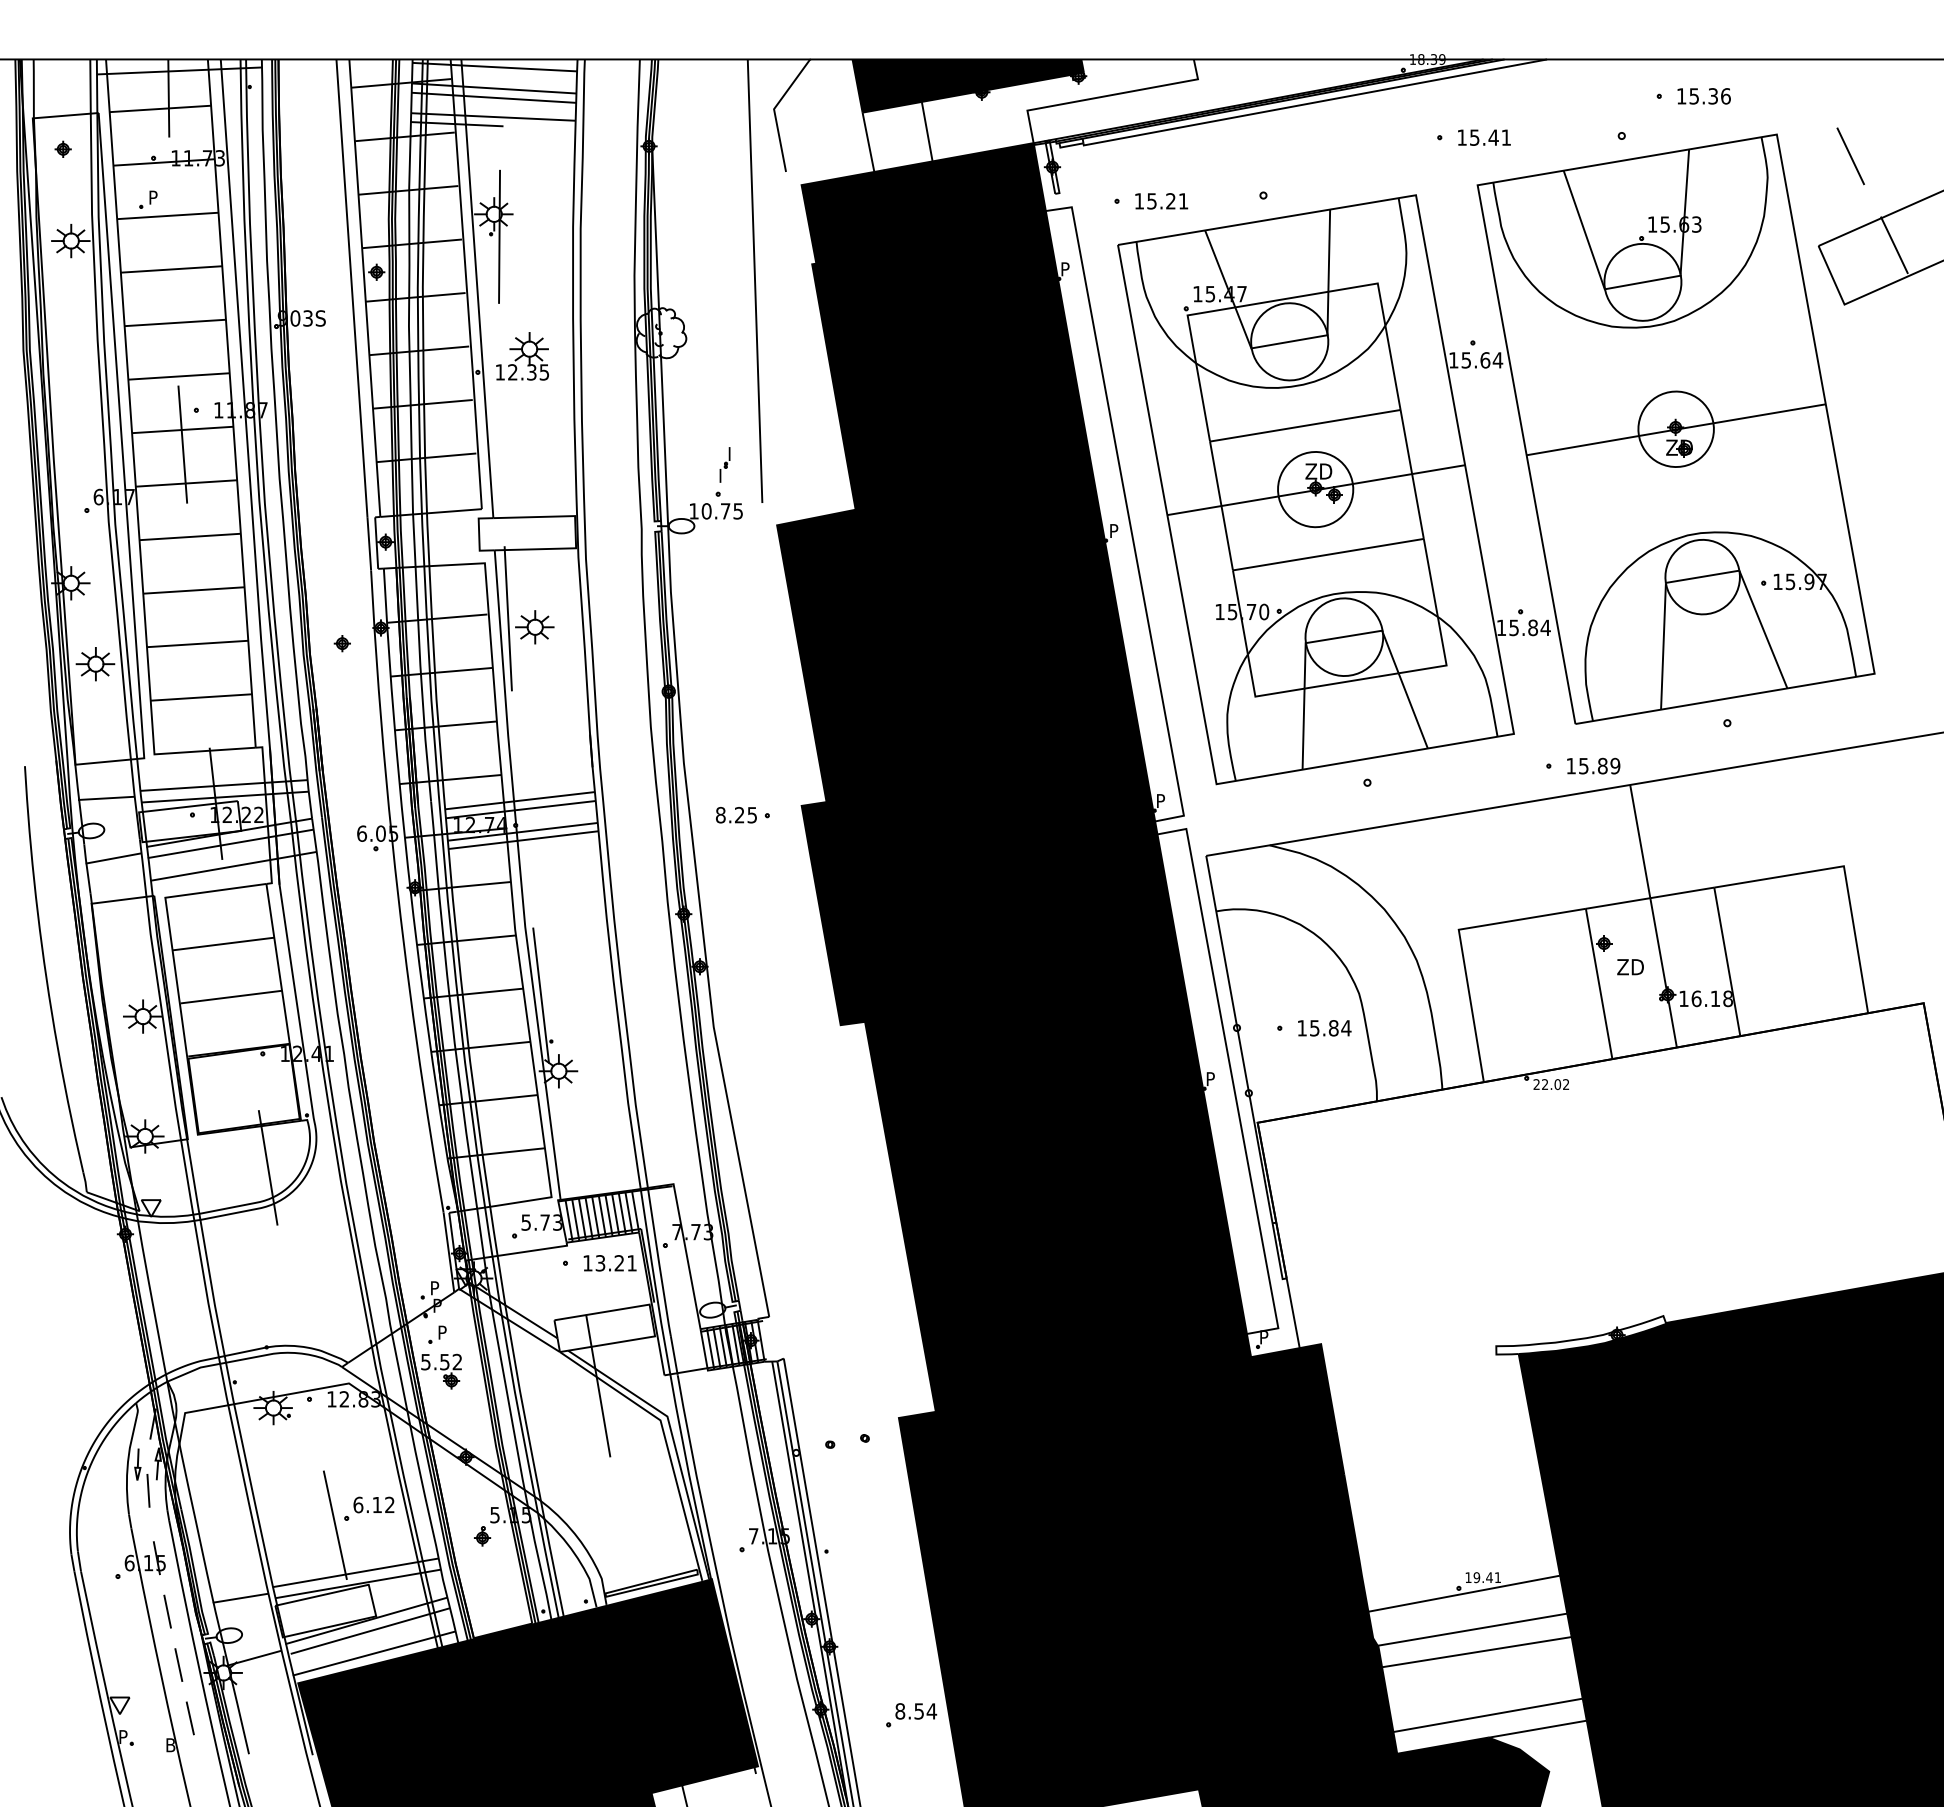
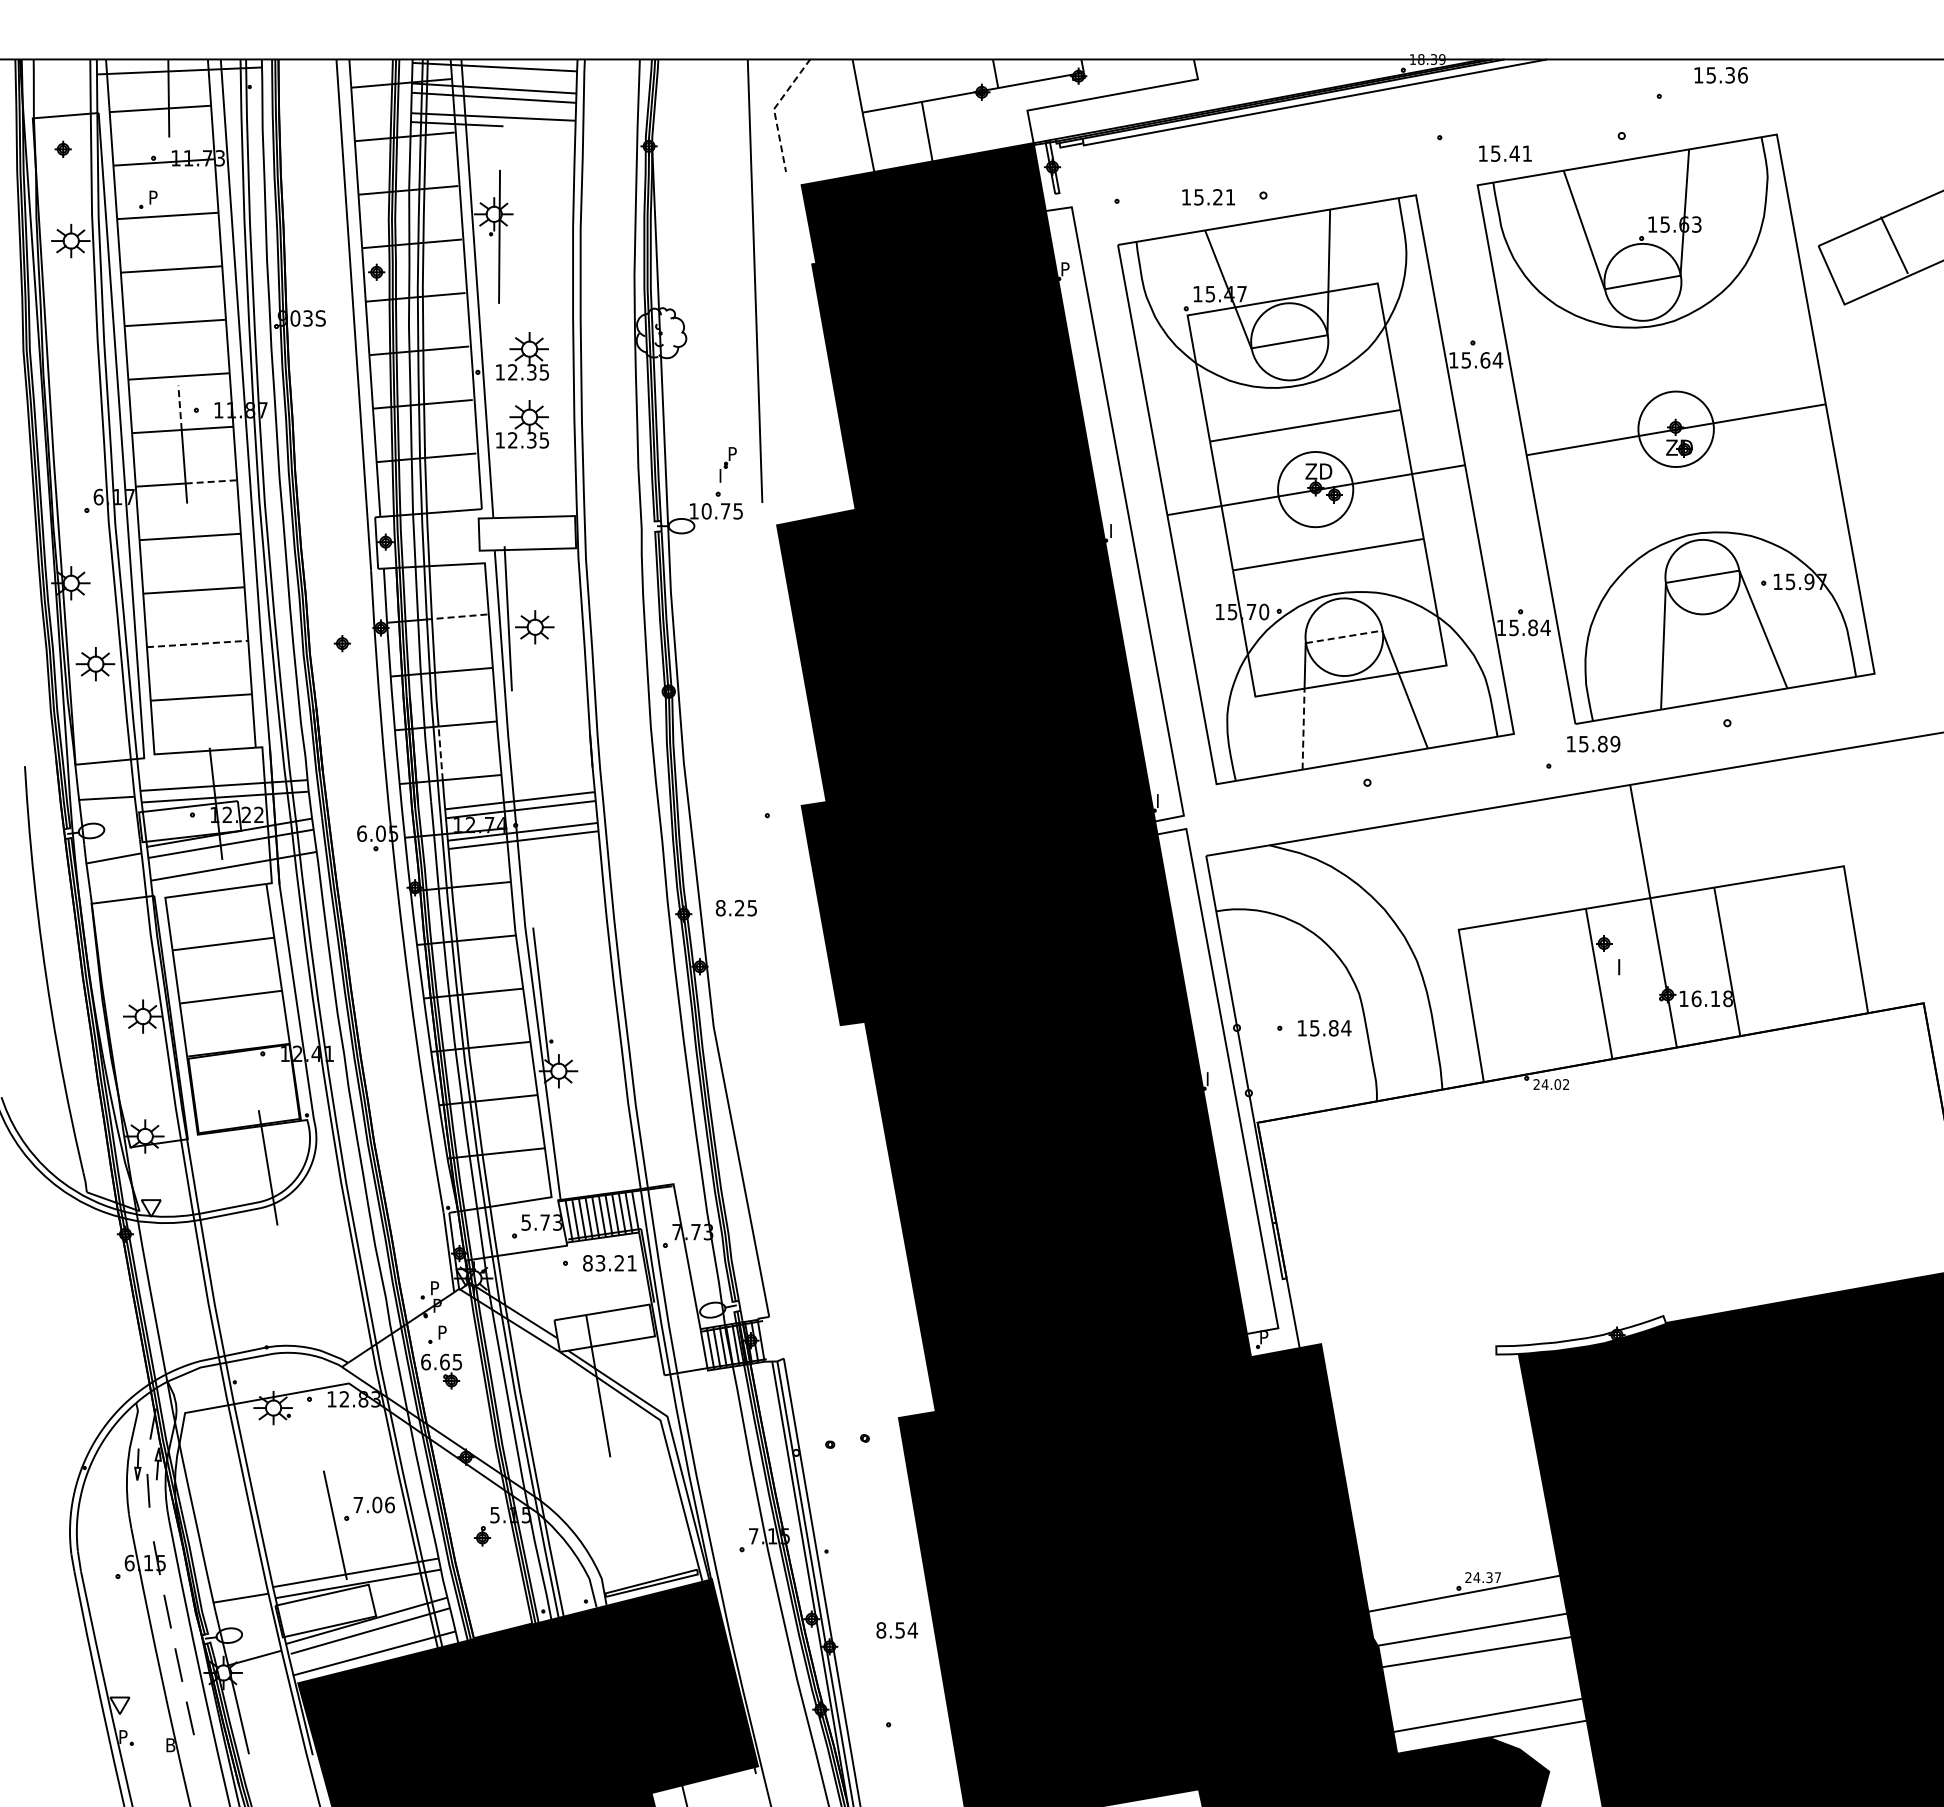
fill: present -> none (967, 85)
text position: (1703, 96) -> (1720, 75) (1720, 75)
line: solid -> dashed (774, 109)
text position: (1484, 137) -> (1505, 153) (1505, 153)
line: present -> none (1850, 156)
text position: (1161, 201) -> (1208, 197) (1208, 197)
line: solid -> dashed (180, 407)
part: none -> present (522, 424)
text: I -> P (733, 451)
line: solid -> dashed (211, 481)
text: P -> I (1115, 528)
line: solid -> dashed (459, 616)
line: solid -> dashed (1345, 636)
line: solid -> dashed (197, 643)
line: solid -> dashed (1303, 729)
line: solid -> dashed (440, 753)
text position: (1593, 765) -> (1593, 743) (1593, 743)
text: P -> I (1161, 798)
text position: (736, 815) -> (736, 908) (736, 908)
text: ZD -> I (1630, 967)
text: P -> I (1211, 1076)
text: 22.02 -> 24.02 (1544, 1084)
text: 13.21 -> 83.21 (587, 1263)
text: 5.52 -> 6.65 (441, 1361)
text: 6.12 -> 7.06 (373, 1504)
text: 19.41 -> 24.37 (1482, 1577)
text position: (916, 1711) -> (897, 1630) (897, 1630)
